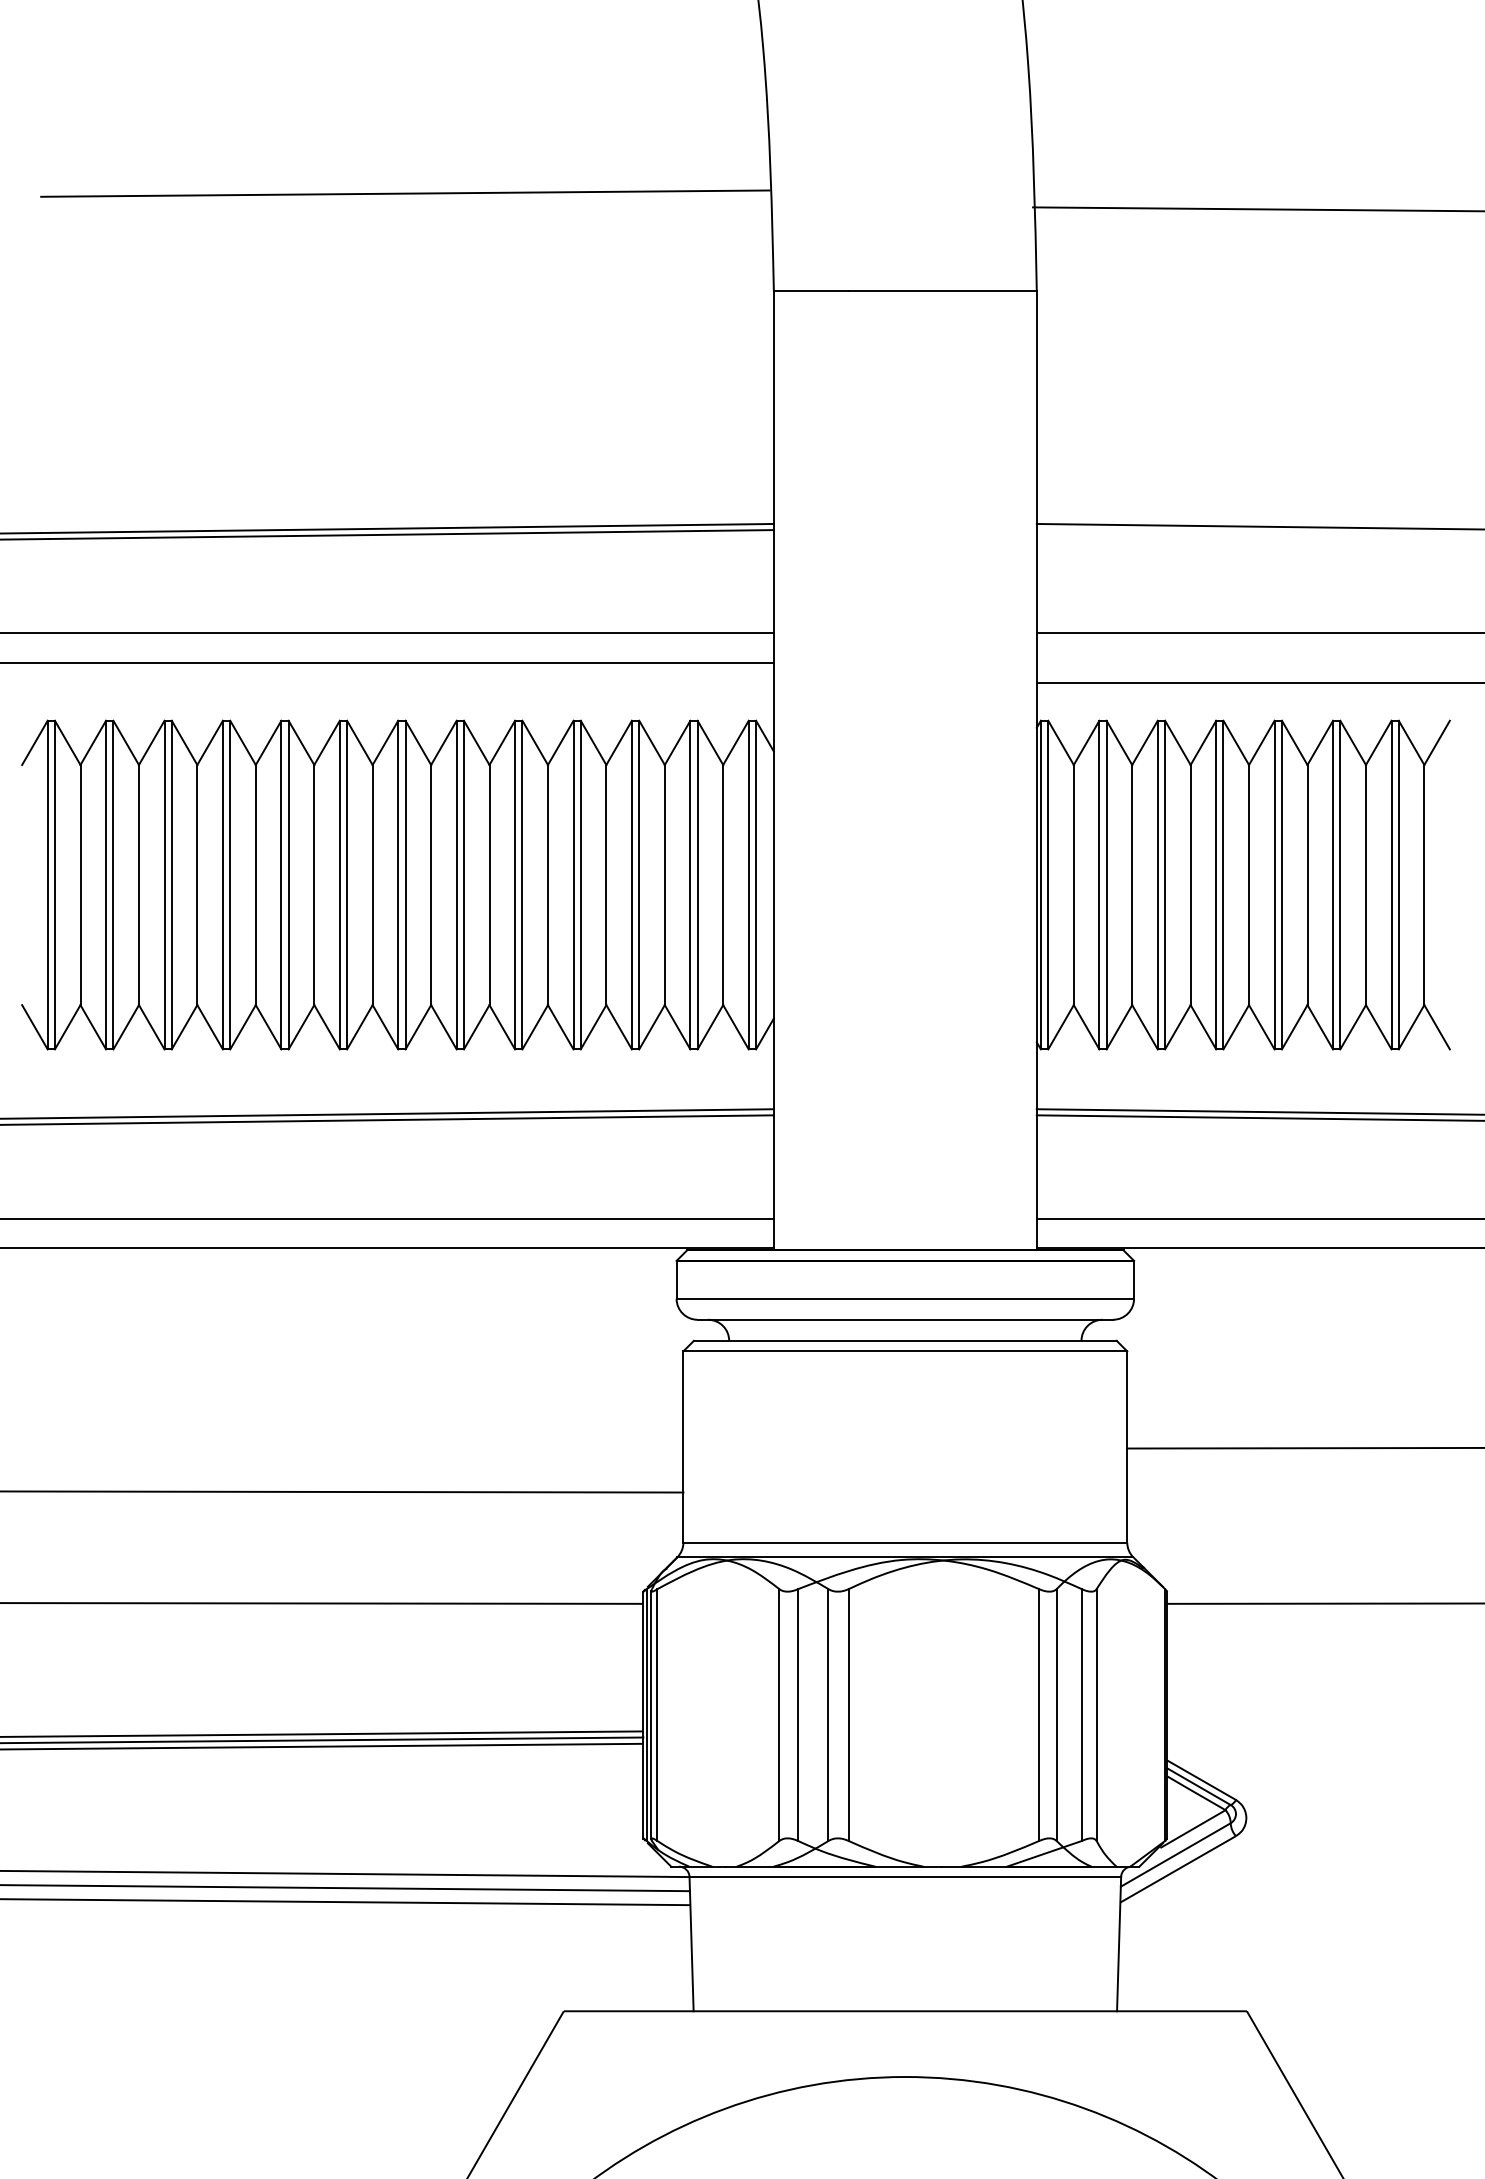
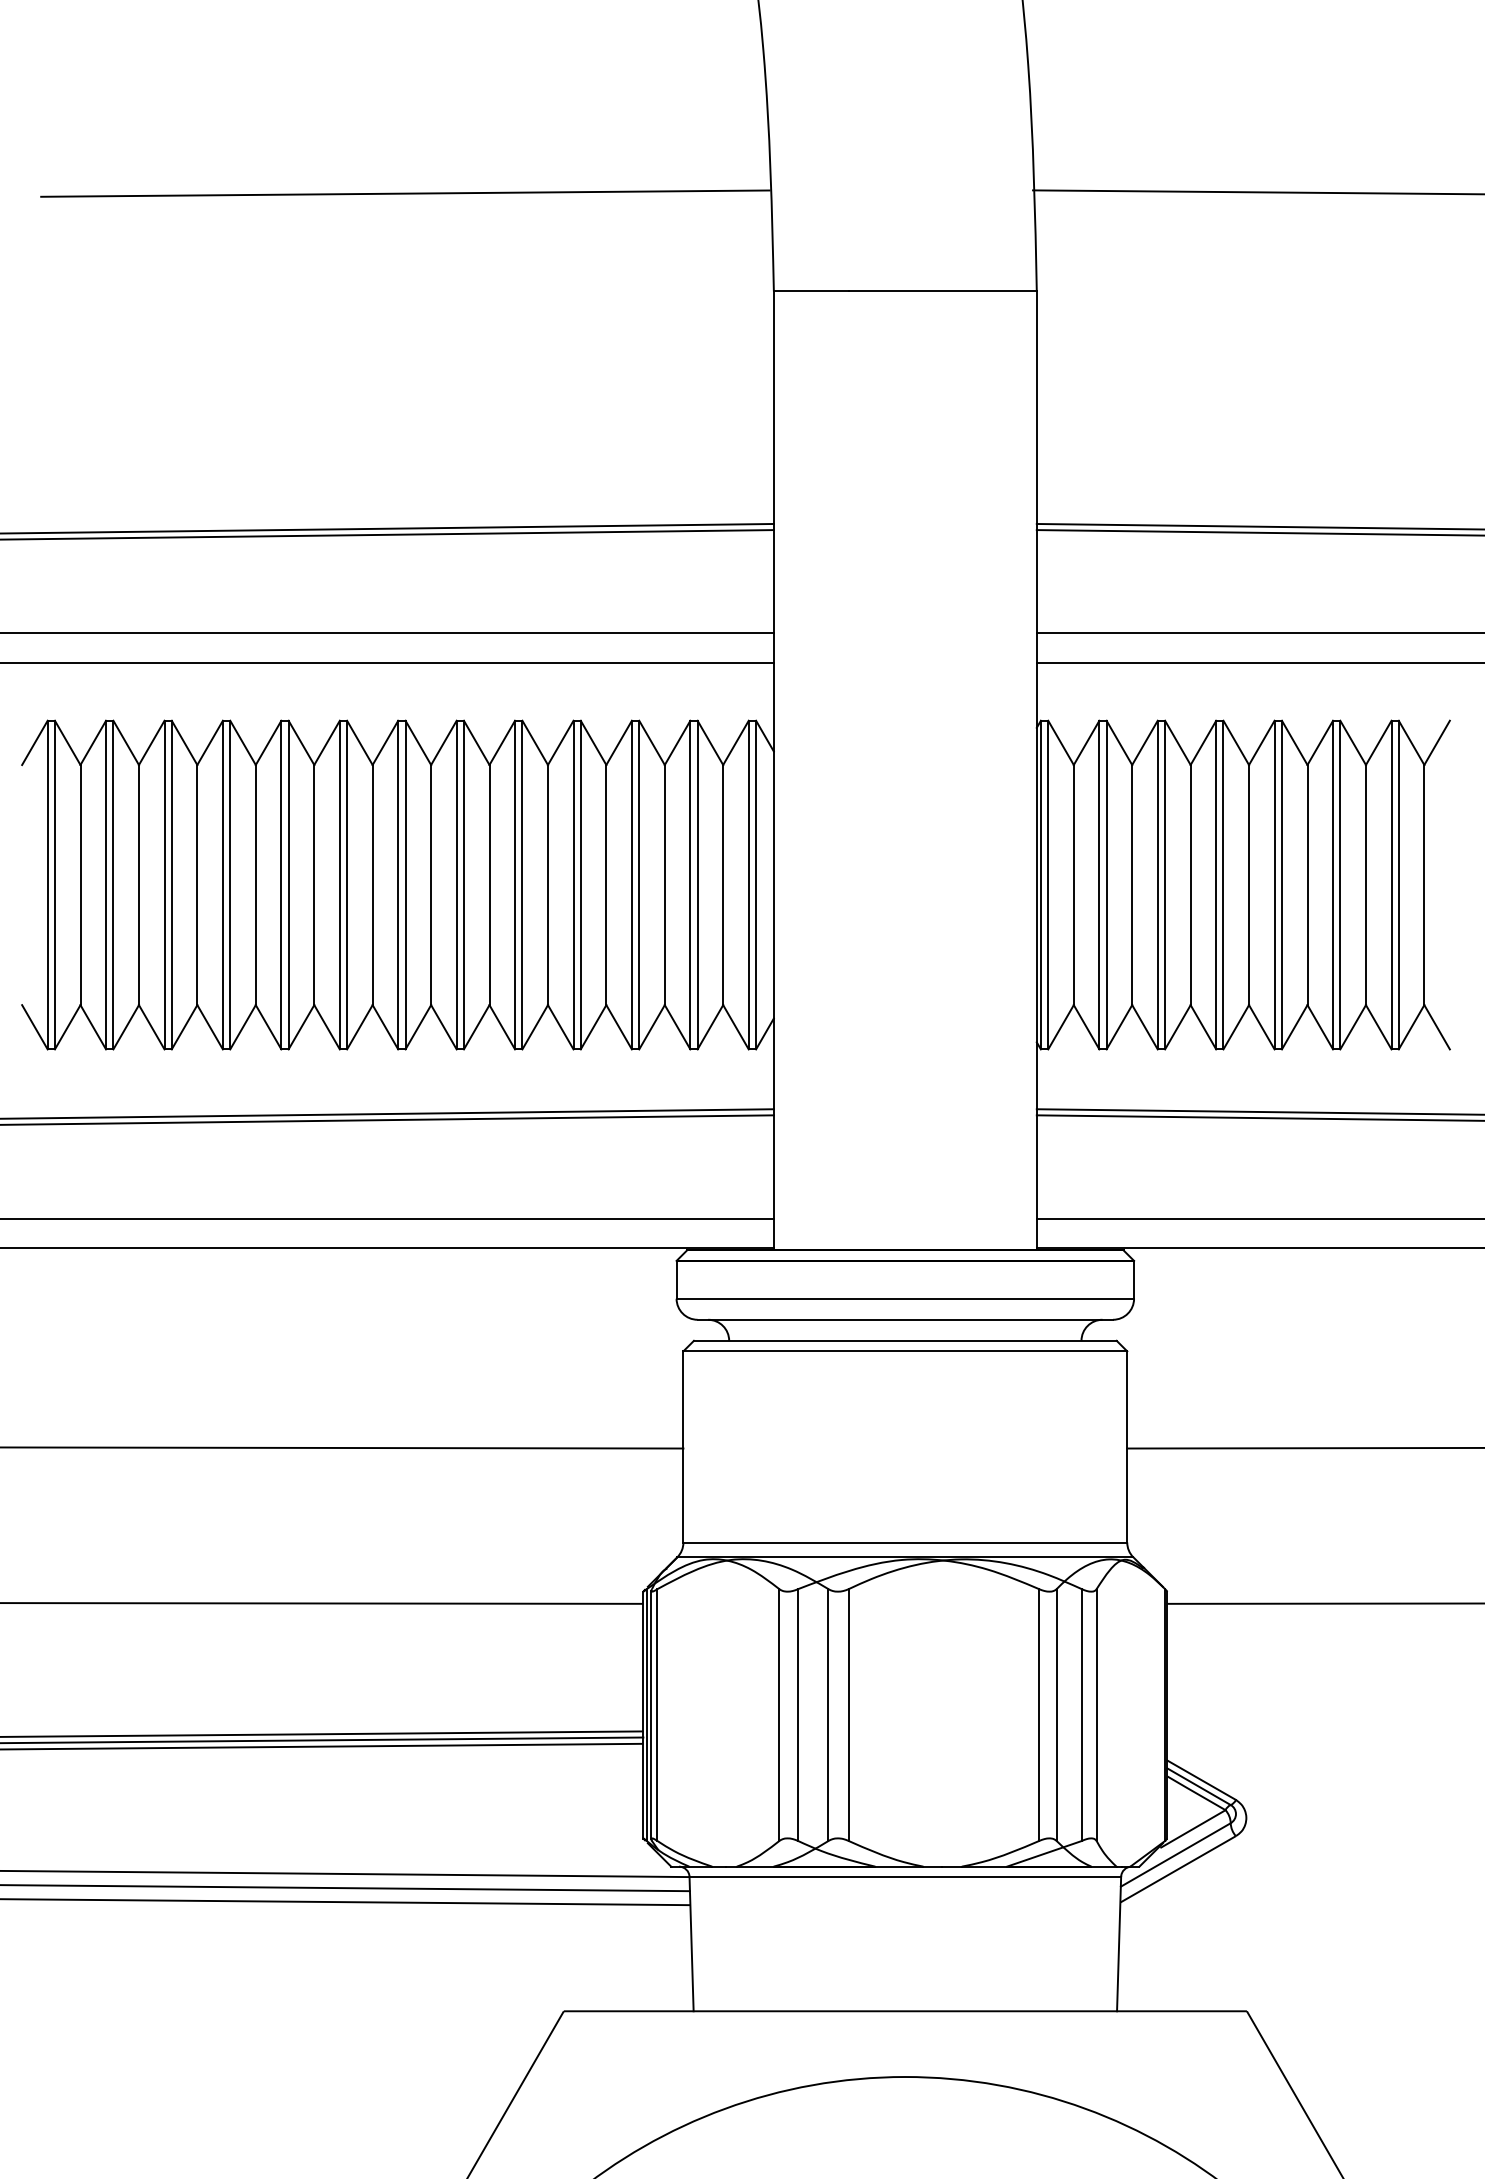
line position: (1257, 209) -> (1257, 192) (1257, 192)
line: none -> present (1258, 532)
line position: (1258, 683) -> (1258, 663) (1258, 663)
line position: (342, 1491) -> (342, 1447) (342, 1447)
